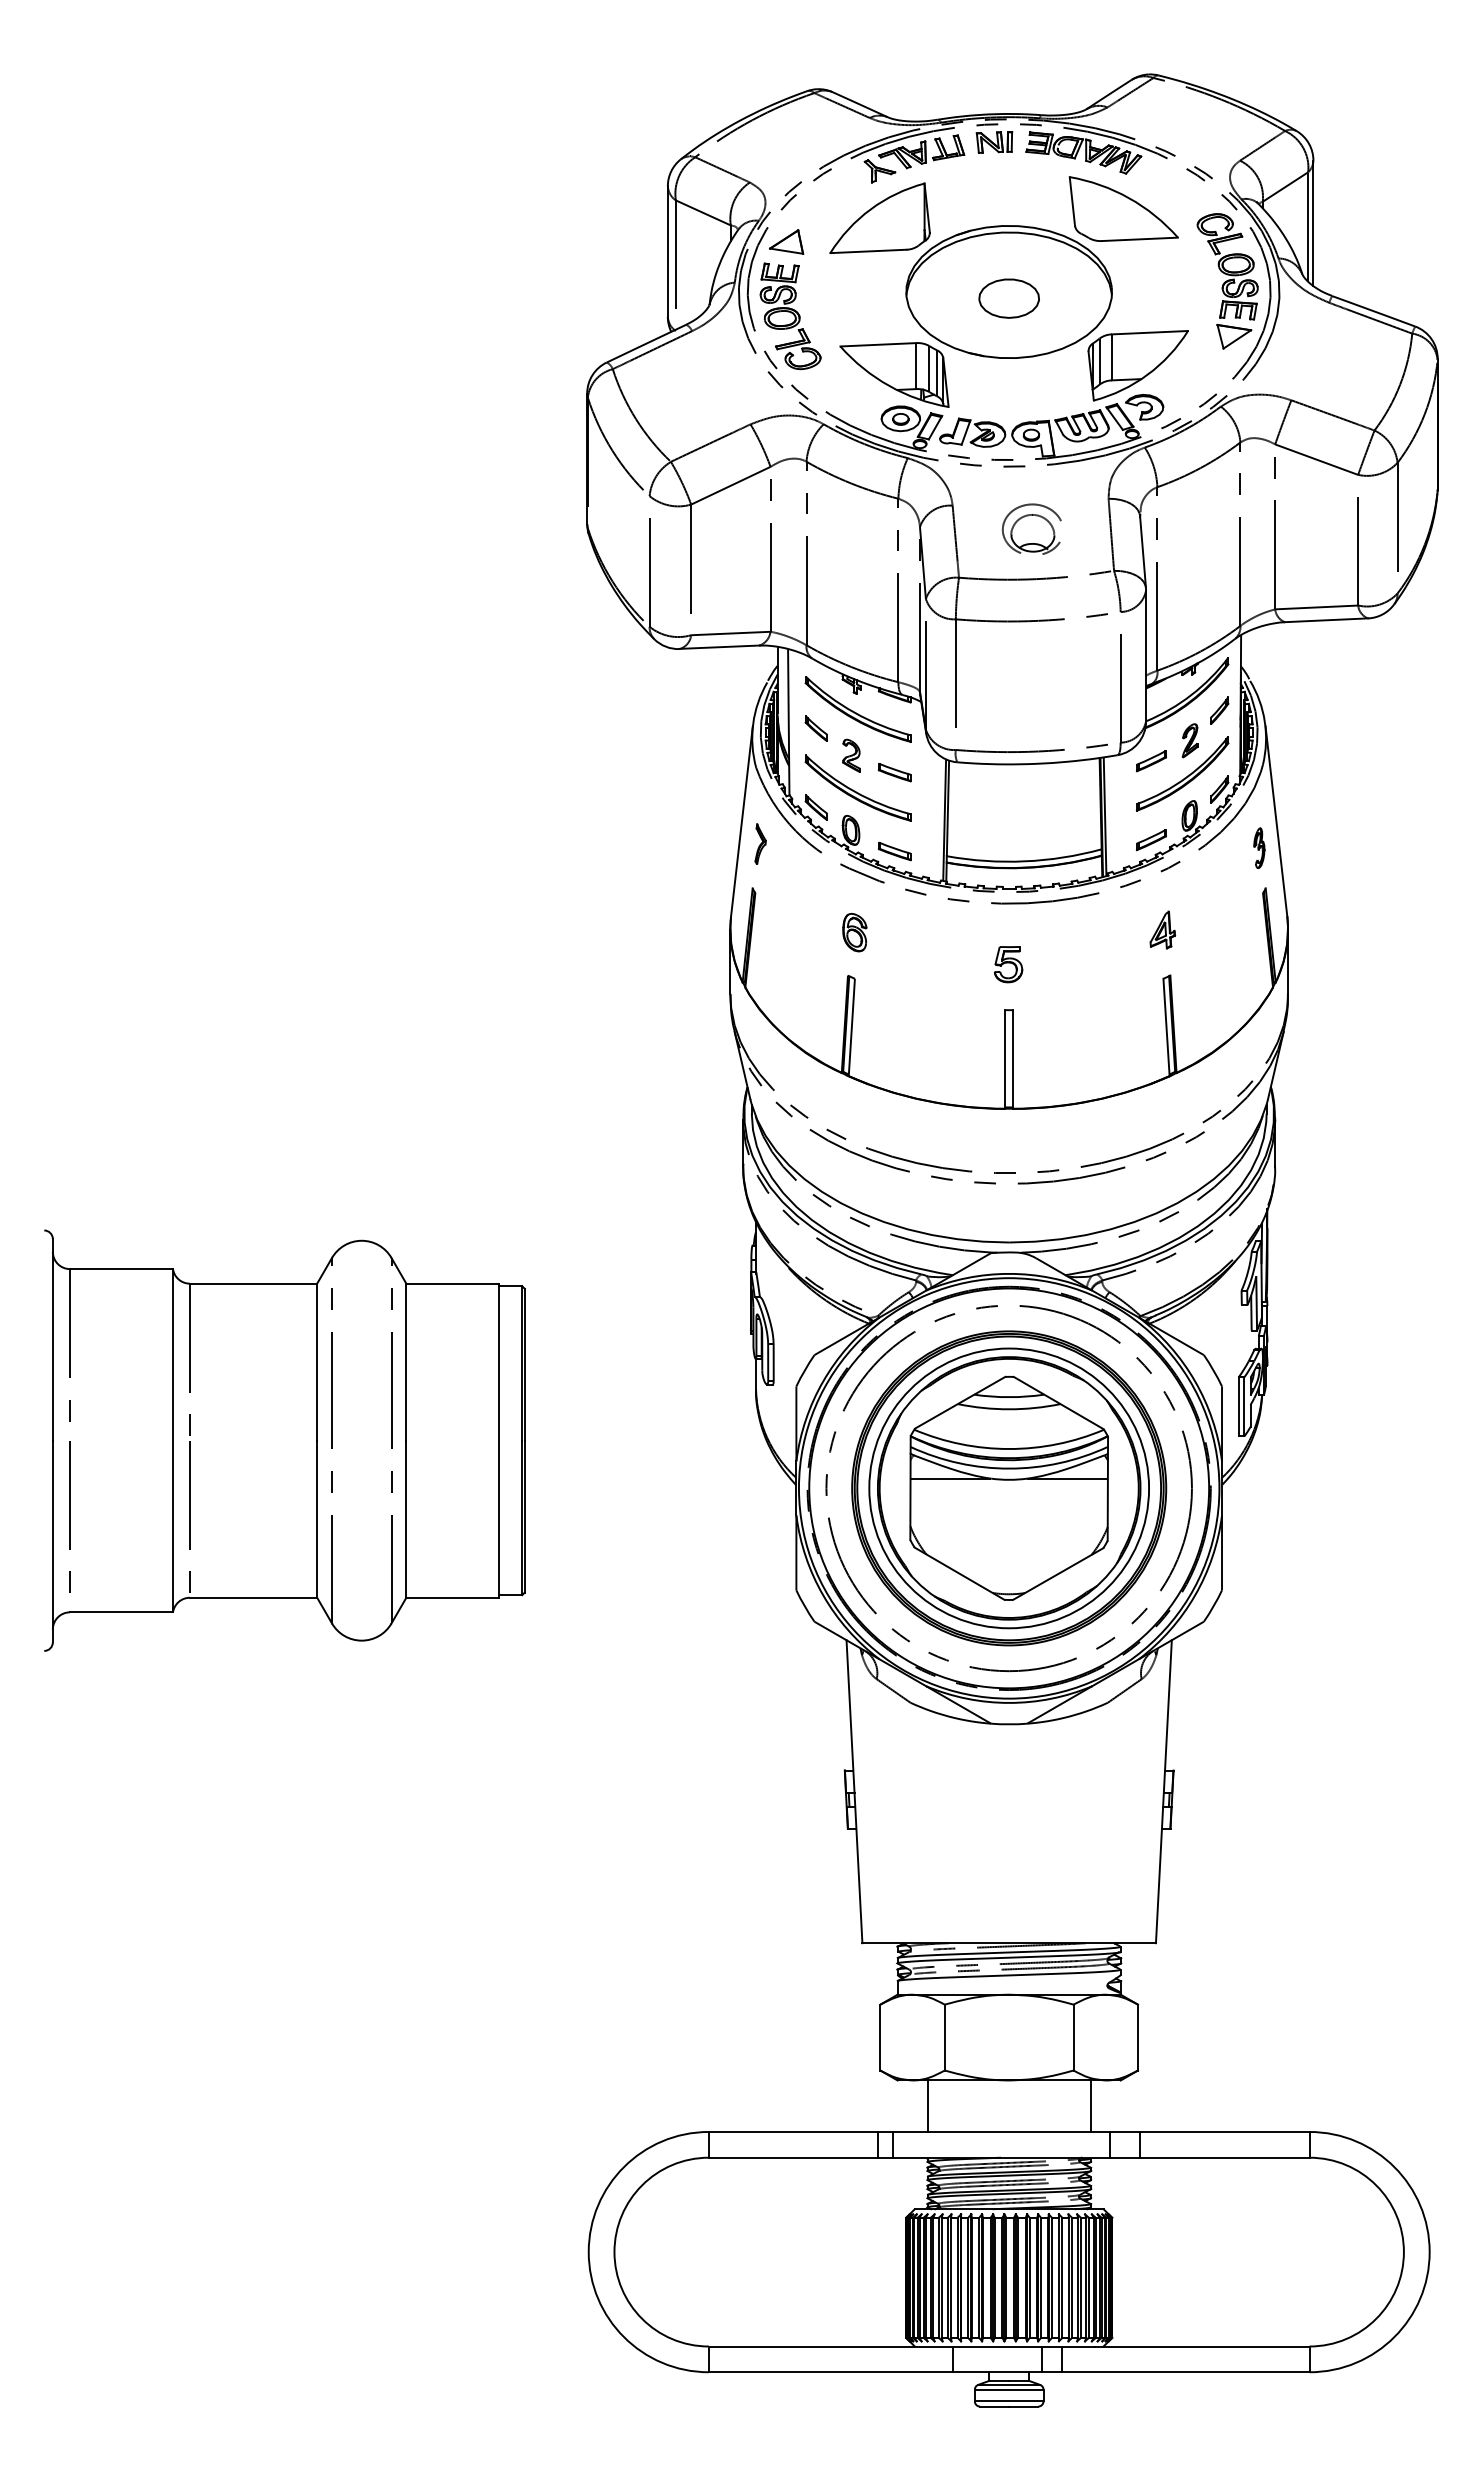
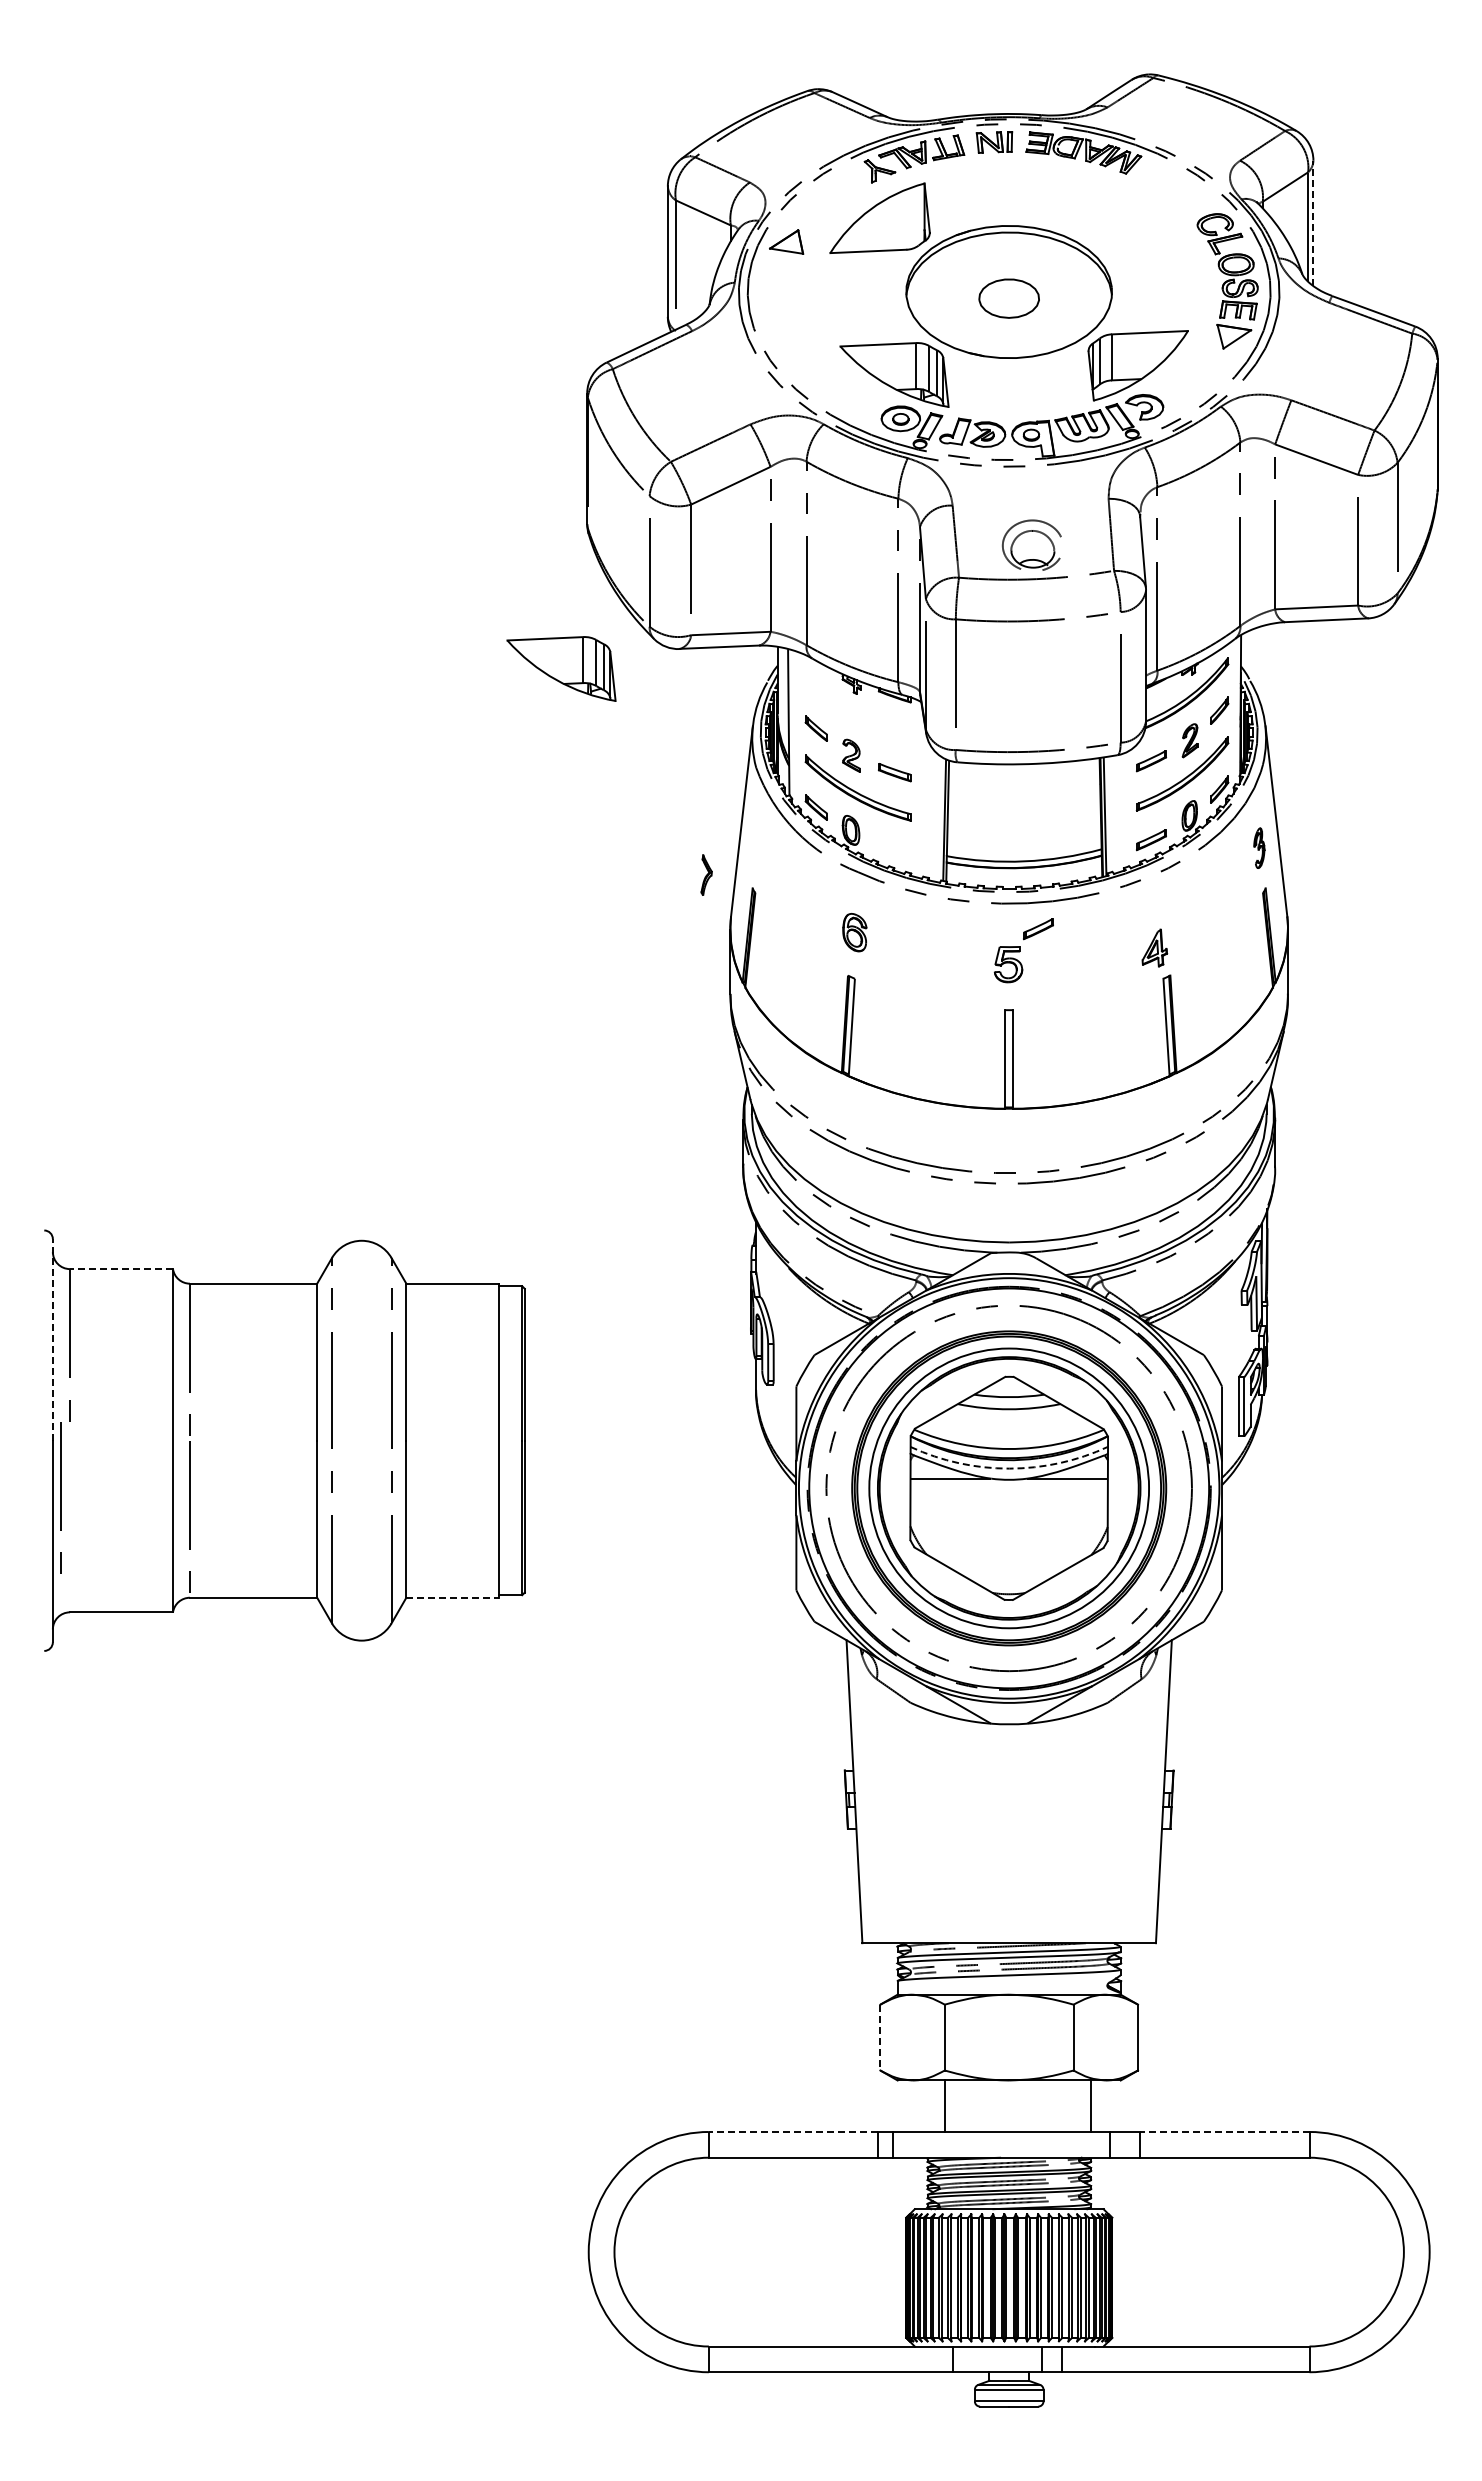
part: present -> none (1123, 208)
line: solid -> dashed (1313, 223)
part: present -> none (790, 316)
part position: (1031, 528) -> (1031, 544) (1031, 544)
part: none -> present (561, 668)
part: present -> none (857, 709)
part position: (760, 843) -> (706, 874) (706, 874)
part: present -> none (894, 851)
part: none -> present (1038, 929)
part position: (1162, 929) -> (1154, 947) (1154, 947)
line: solid -> dashed (121, 1269)
line: solid -> dashed (52, 1339)
arc: solid -> dashed (1009, 1468)
line position: (69, 1516) -> (60, 1497) (60, 1497)
line: solid -> dashed (453, 1597)
line: solid -> dashed (880, 2037)
line position: (927, 2105) -> (944, 2105) (944, 2105)
line: solid -> dashed (793, 2131)
line: solid -> dashed (1224, 2131)
